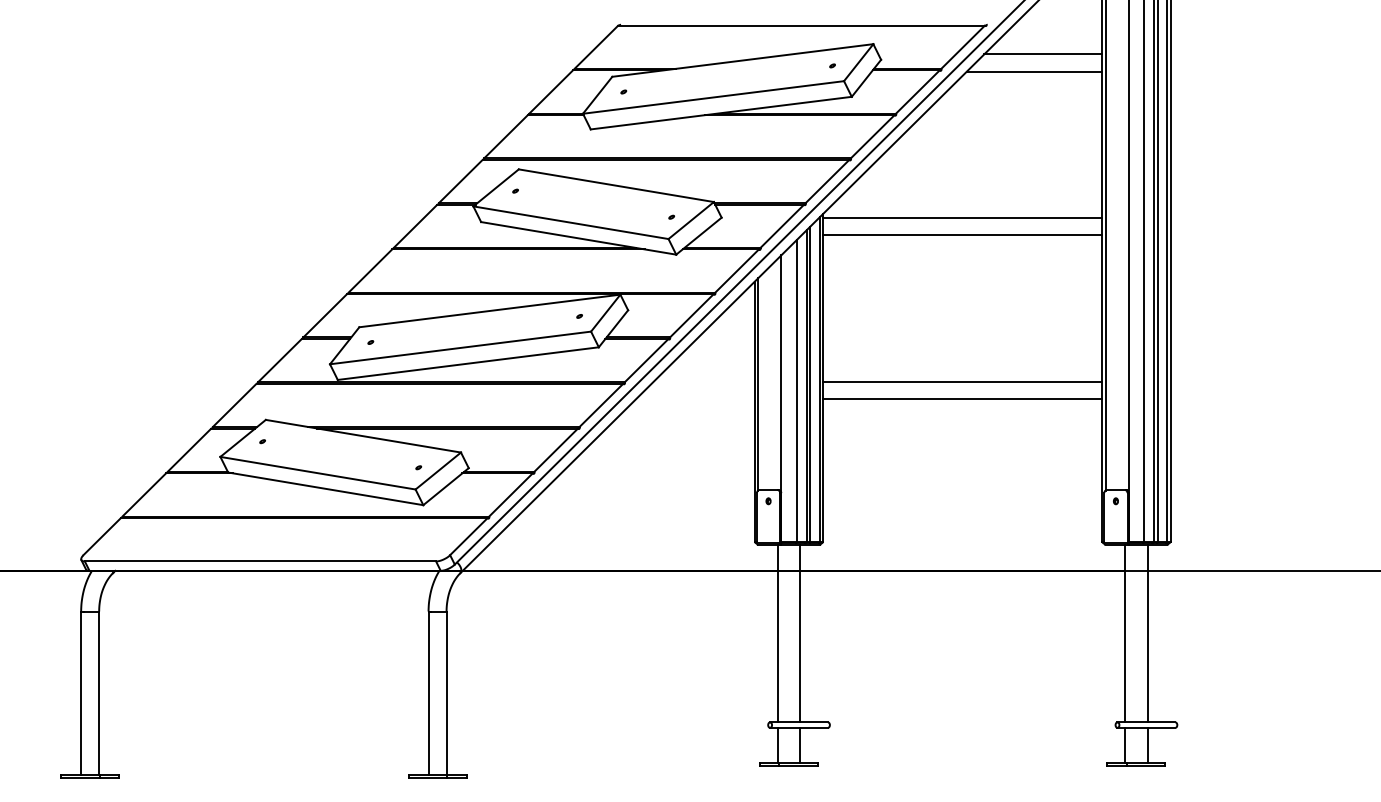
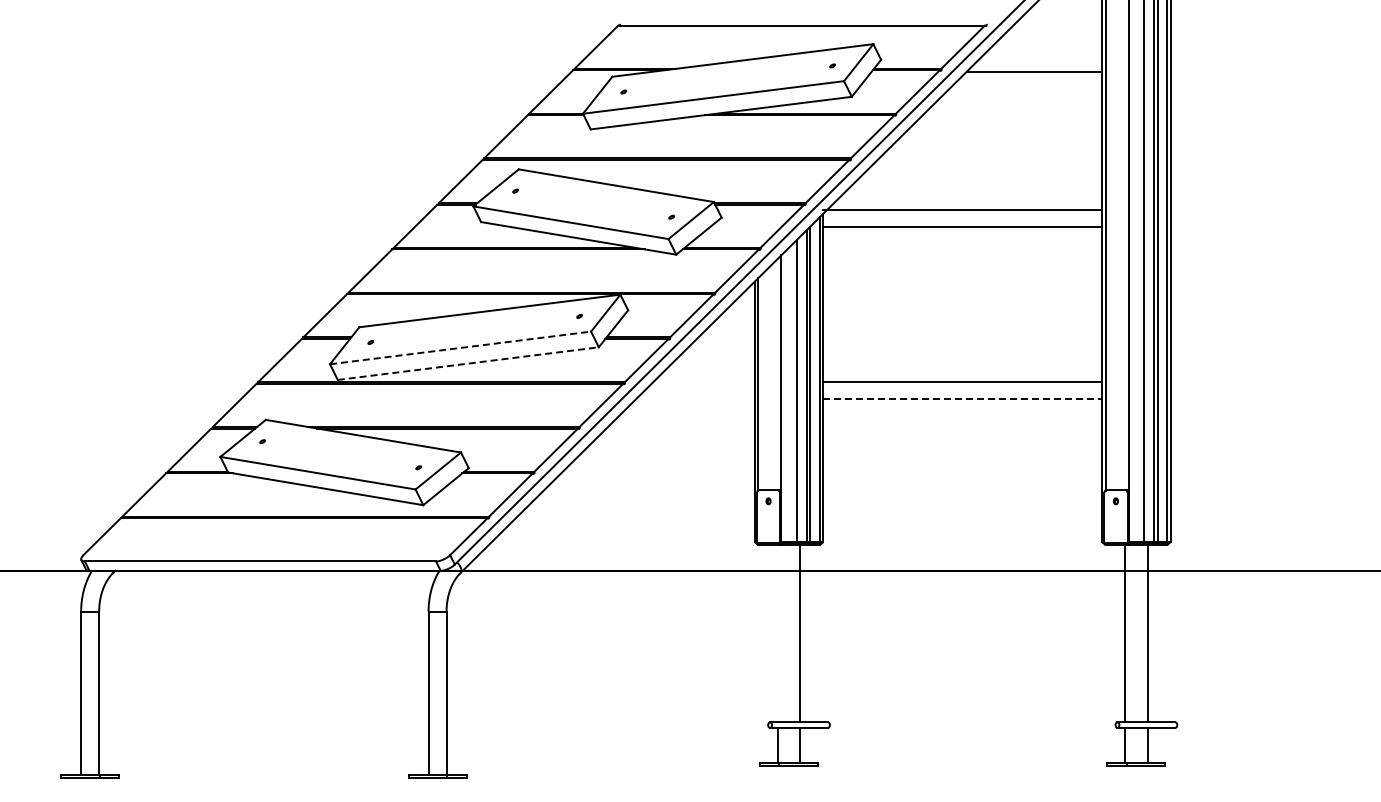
line: present -> none (1043, 54)
line position: (962, 217) -> (962, 209) (962, 209)
line position: (962, 235) -> (962, 227) (962, 227)
line: solid -> dashed (460, 347)
line: solid -> dashed (468, 363)
line: solid -> dashed (962, 399)
line: present -> none (777, 633)
